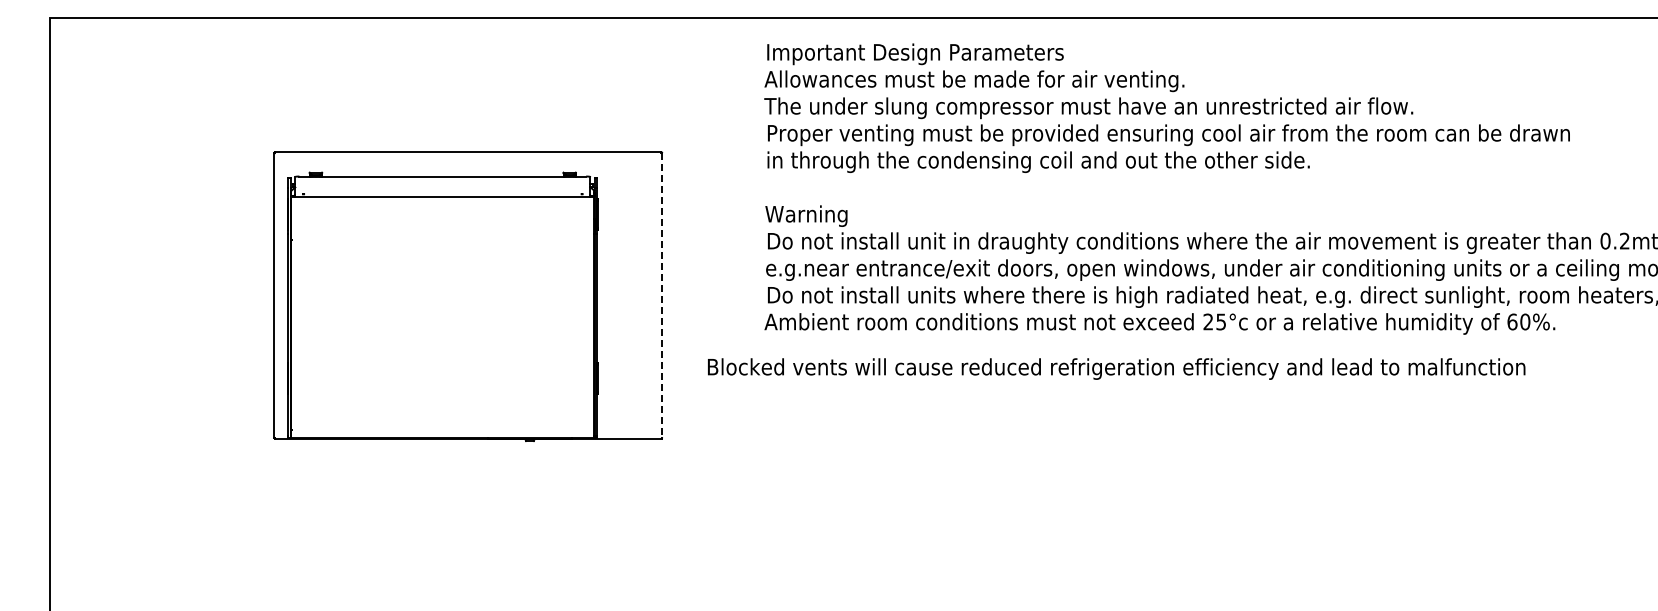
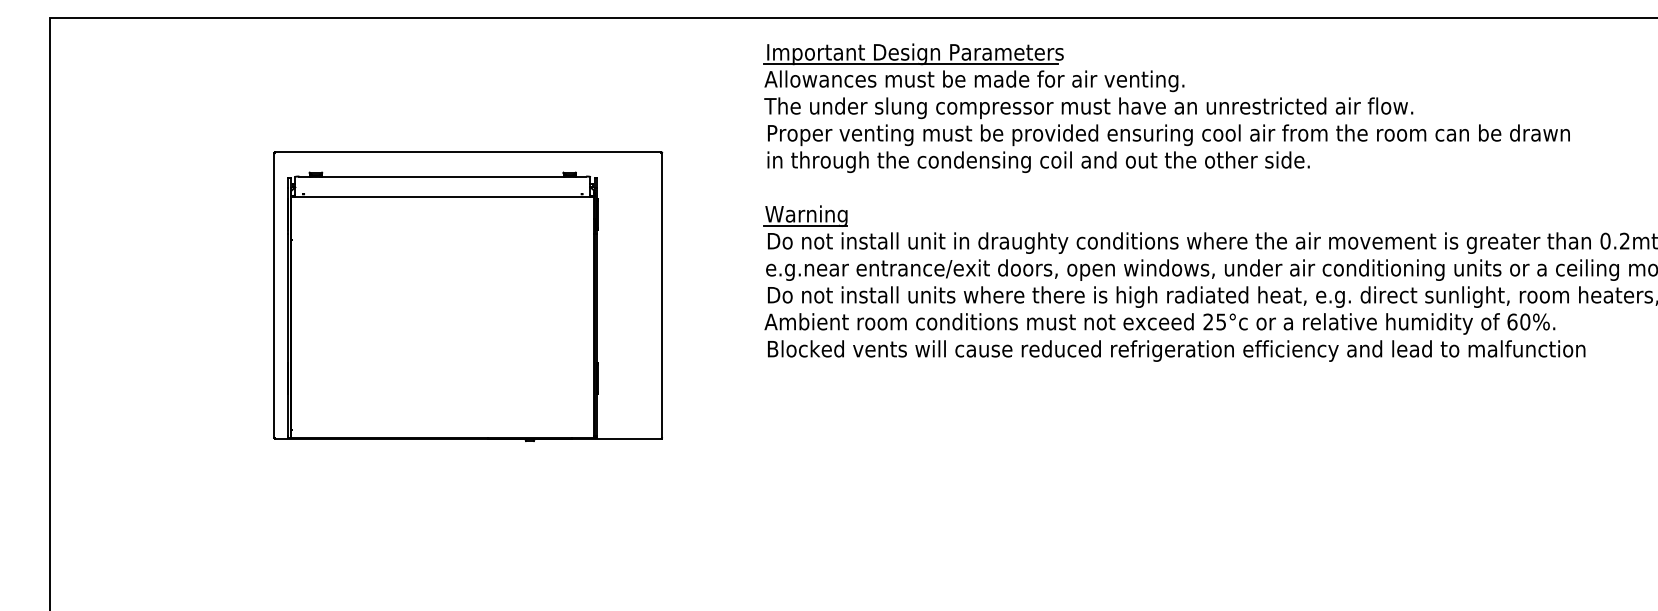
line: none -> present (910, 64)
line: none -> present (805, 226)
line: dashed -> solid (662, 295)
text position: (1116, 368) -> (1176, 350) (1176, 350)
